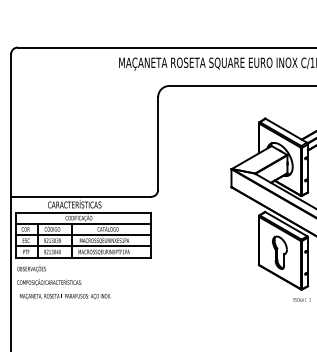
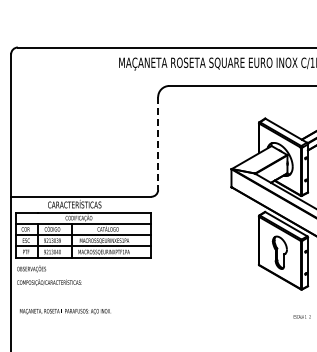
line: solid -> dashed (158, 144)
text position: (65, 296) -> (65, 311) (65, 311)
text position: (301, 299) -> (301, 316) (301, 316)
